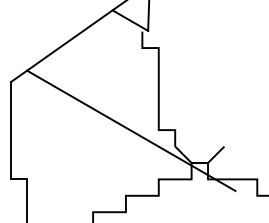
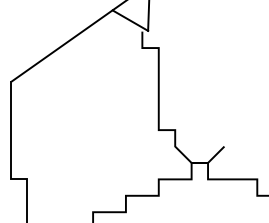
line: present -> none (131, 130)
